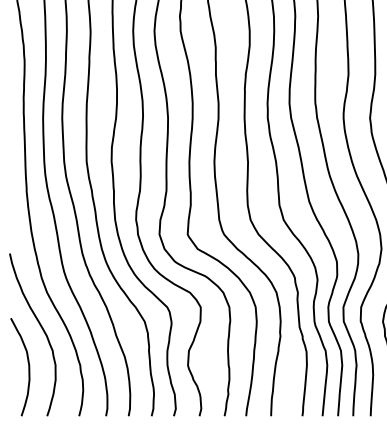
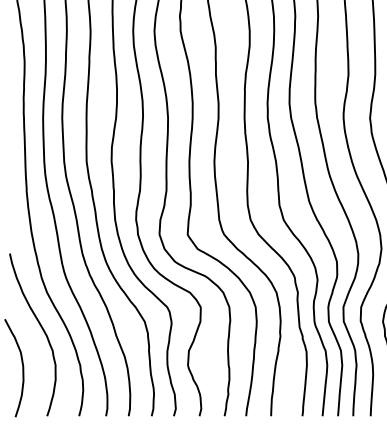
curve position: (28, 367) -> (22, 368) (22, 368)
